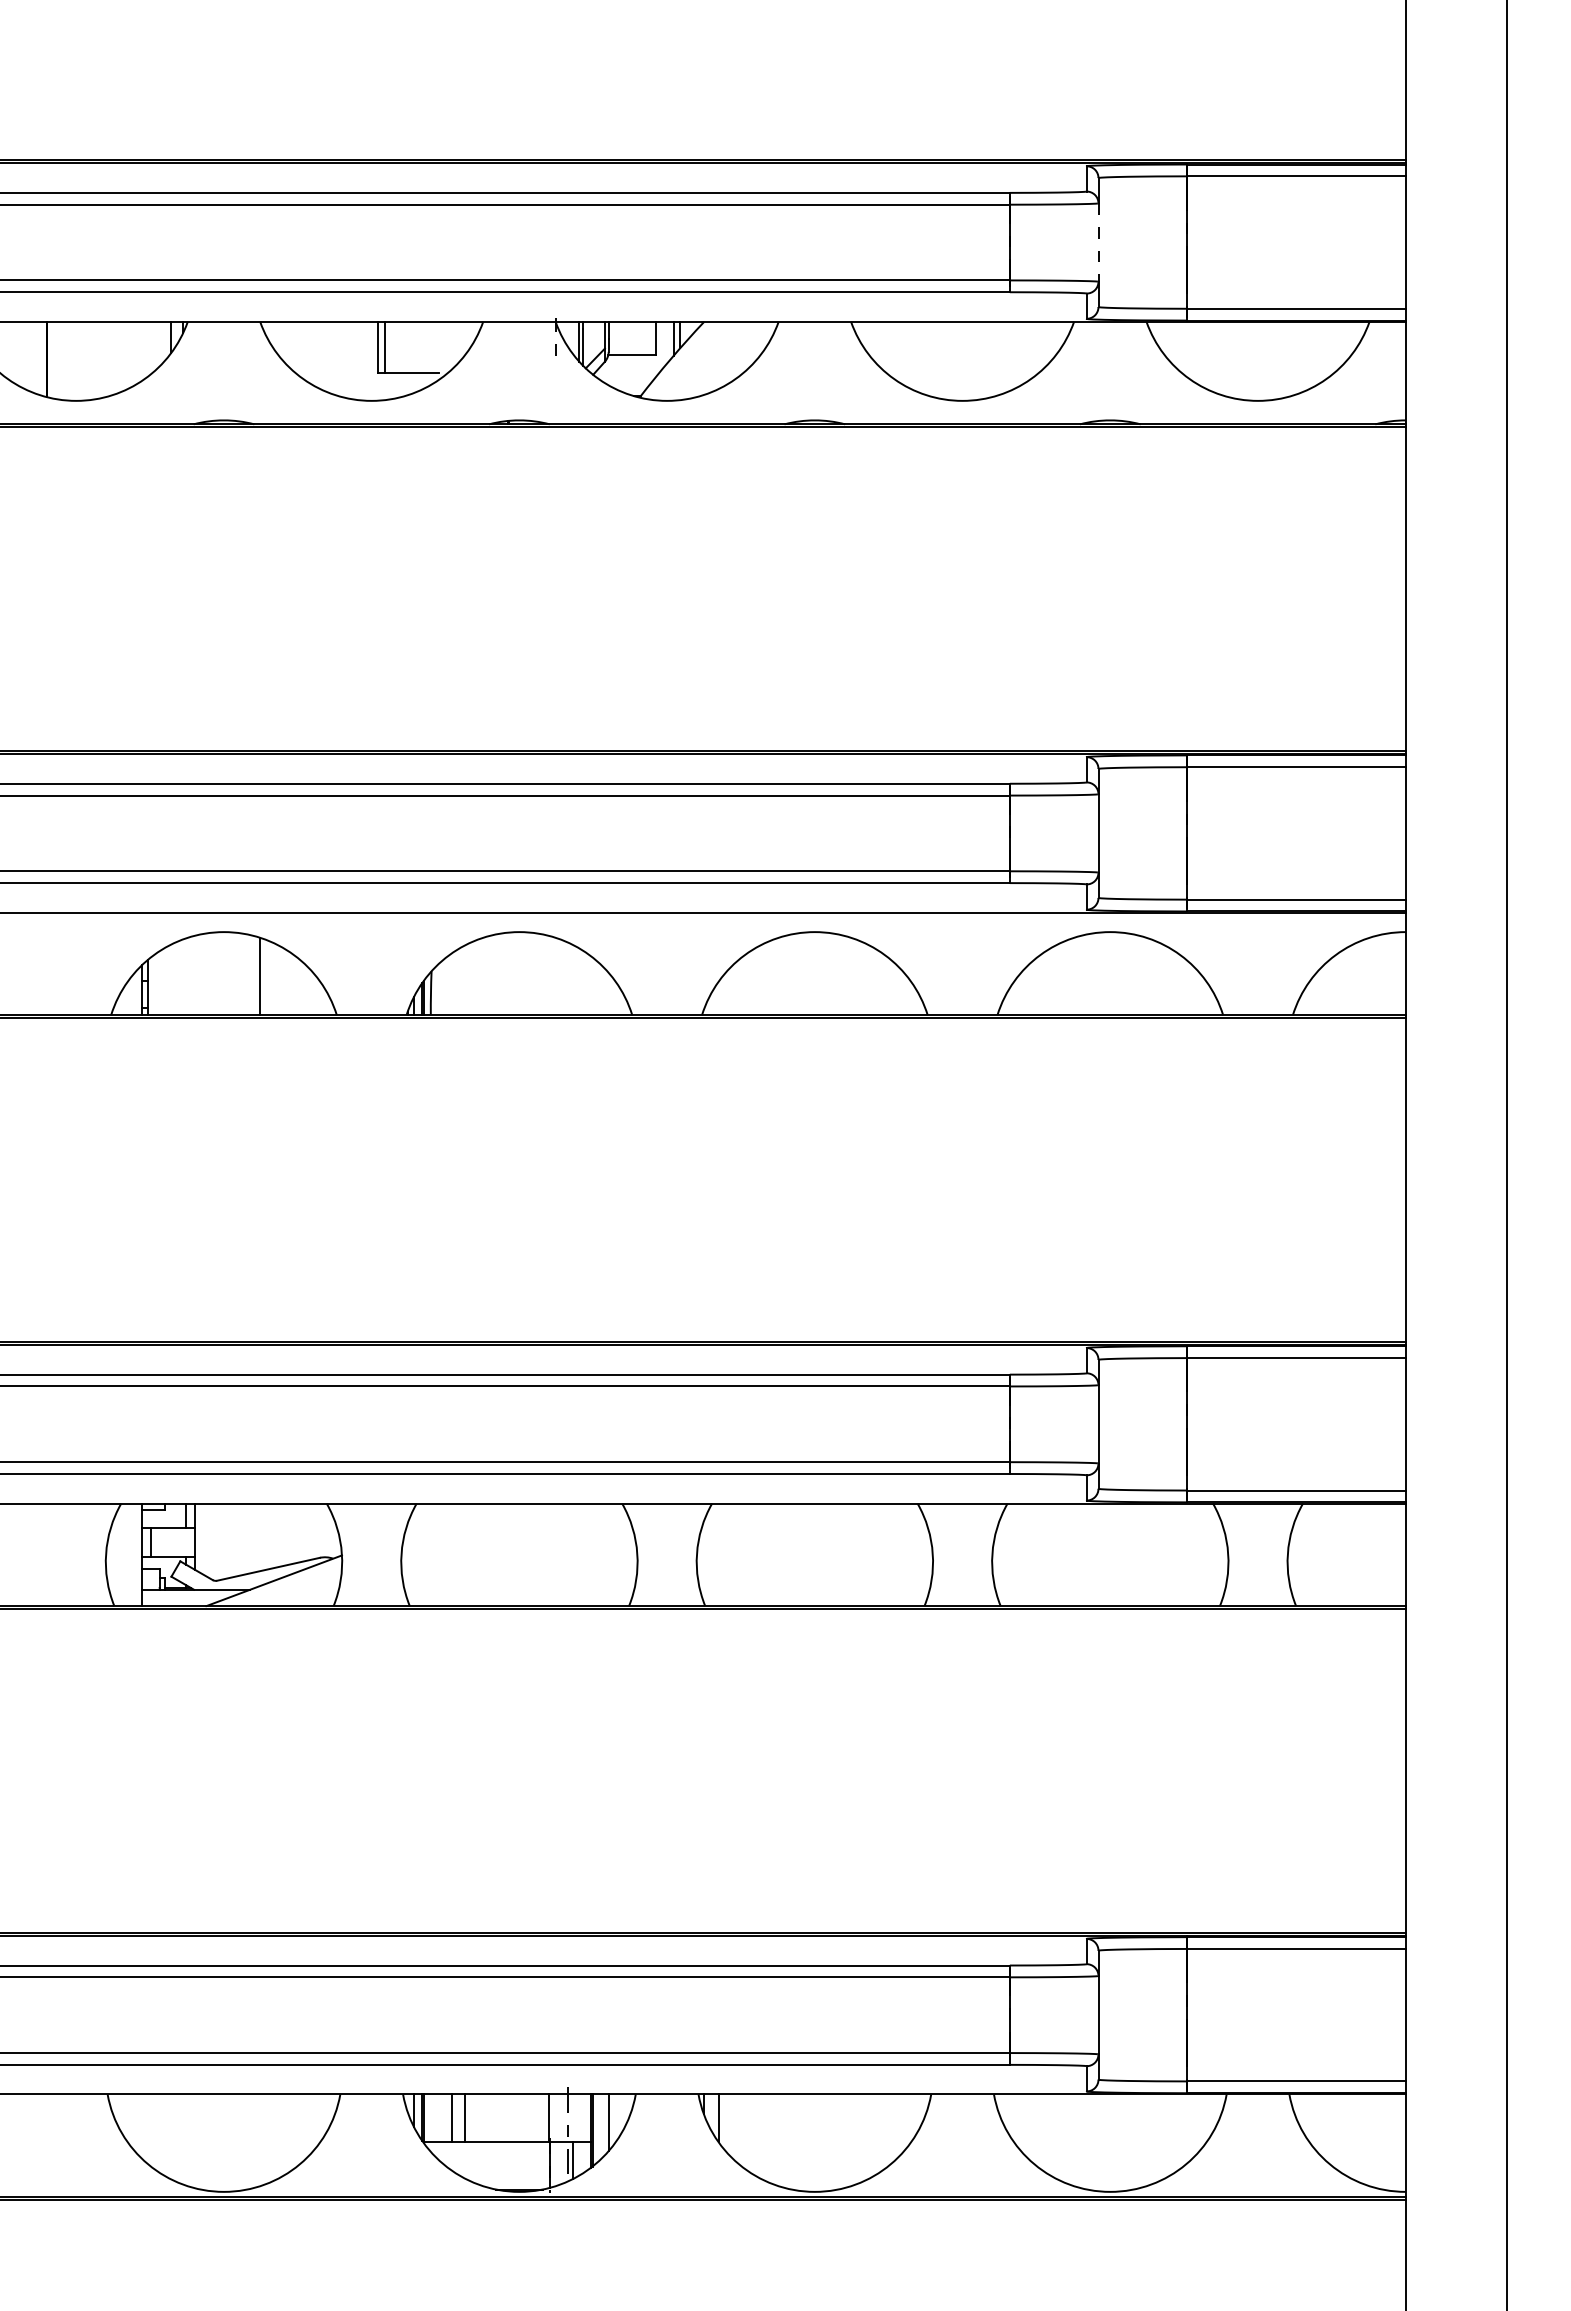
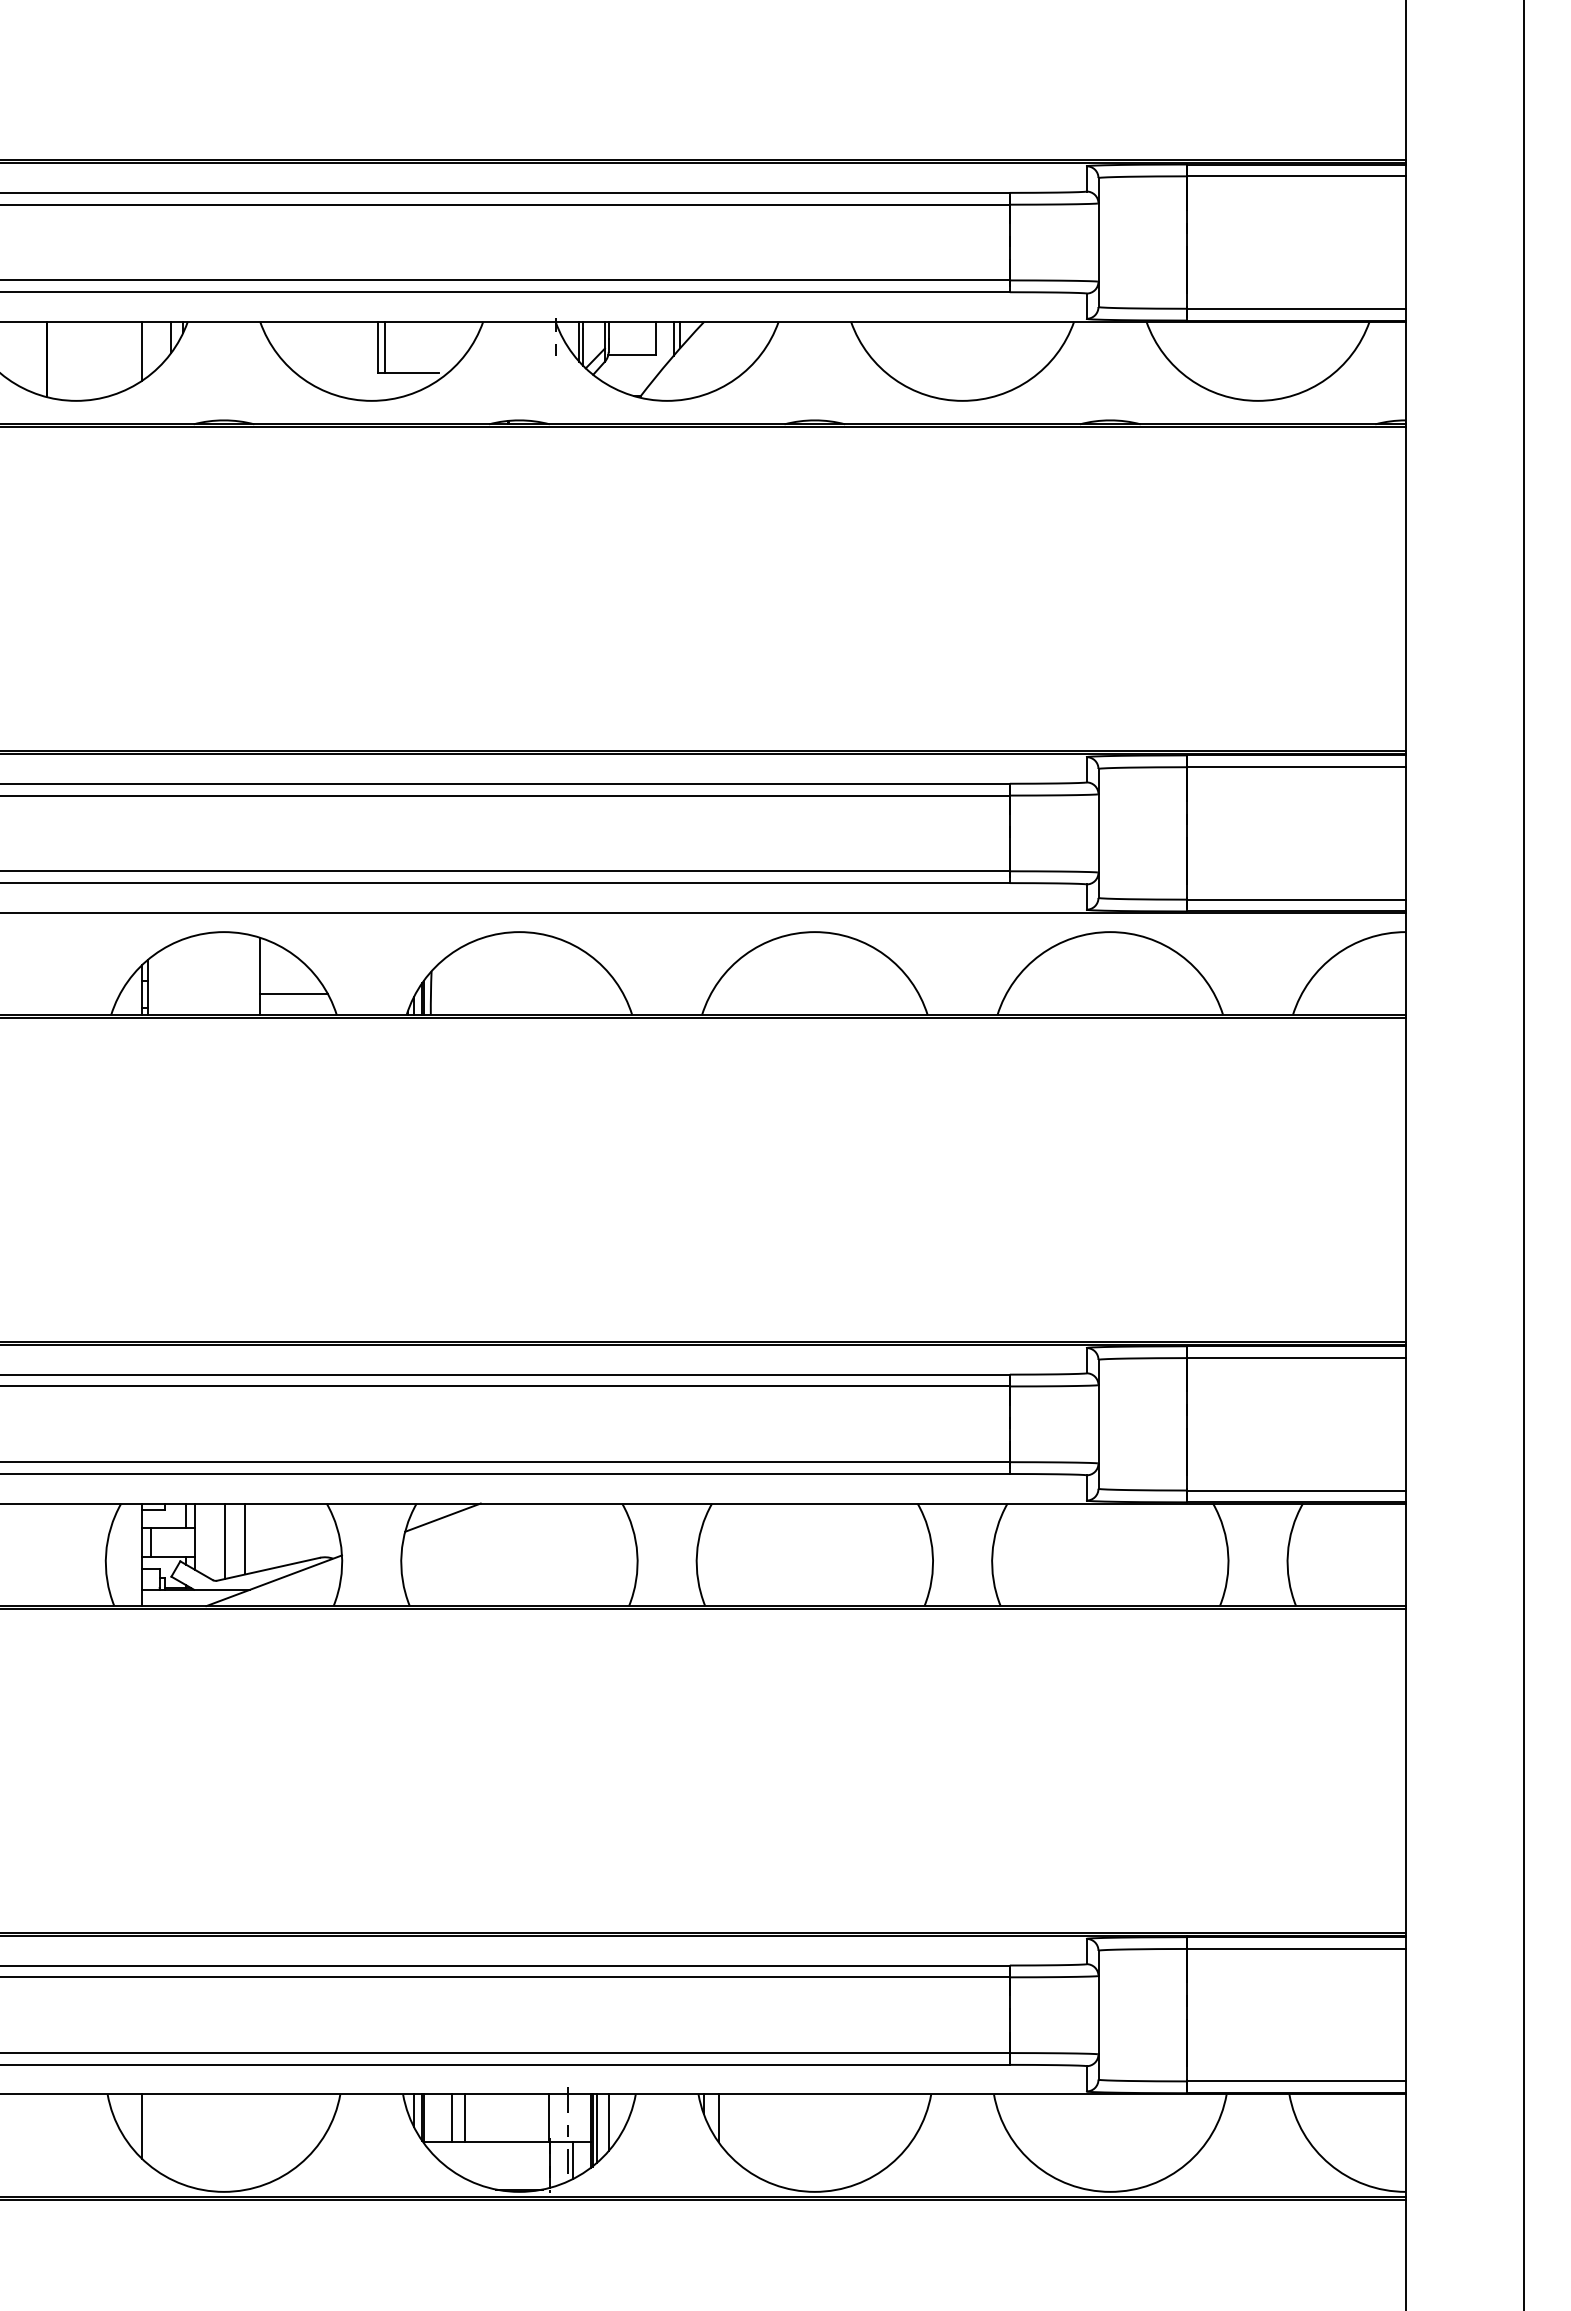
line: dashed -> solid (1098, 243)
line: none -> present (141, 350)
line: none -> present (294, 994)
line position: (1506, 1154) -> (1523, 1154) (1523, 1154)
line: none -> present (442, 1517)
line: none -> present (245, 1538)
line: none -> present (224, 1541)
line: none -> present (141, 2126)
line: none -> present (596, 2128)
